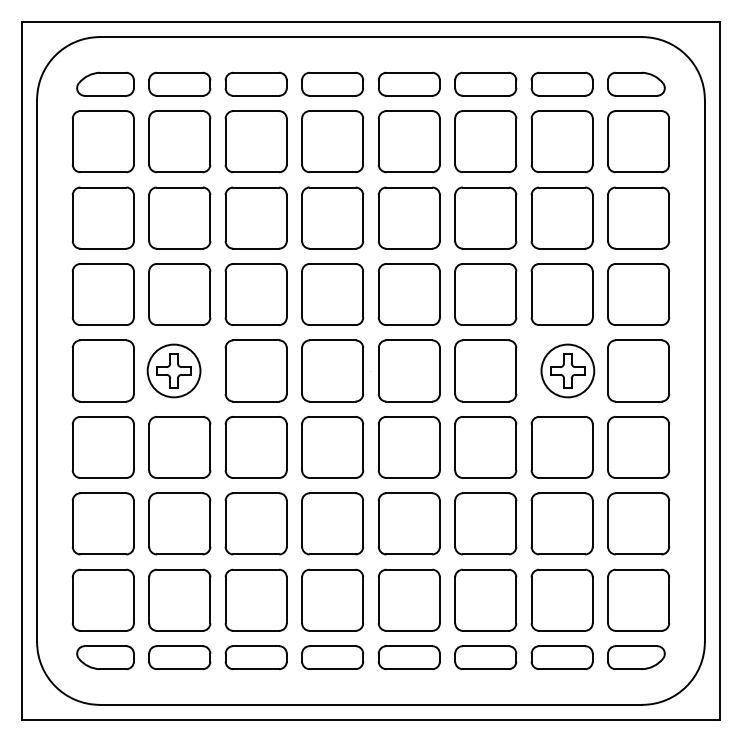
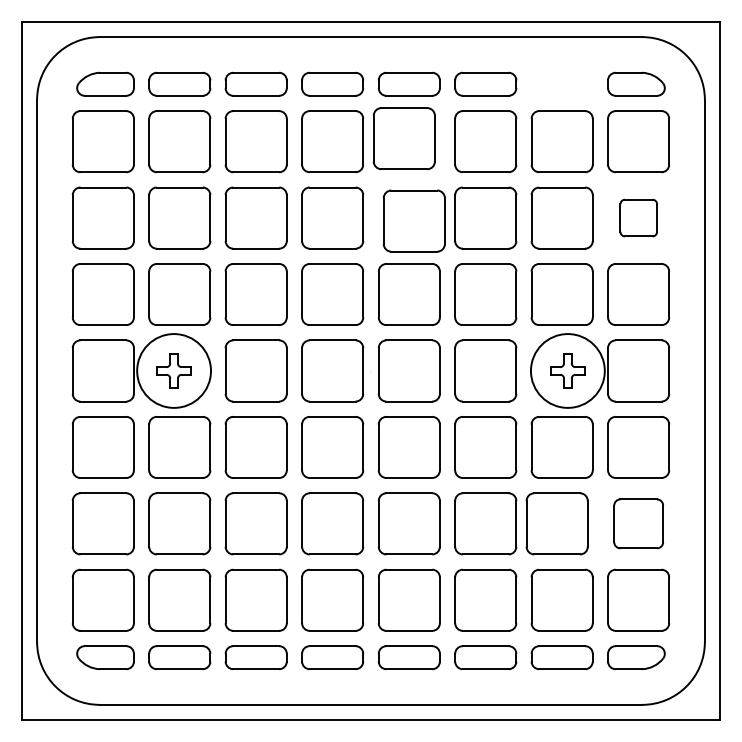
part: present -> none (561, 83)
part position: (408, 141) -> (403, 138) (403, 138)
part position: (408, 217) -> (413, 220) (413, 220)
part size: 64x64 px -> 39x40 px (638, 217)
circle diameter: 53 px -> 74 px (174, 370)
circle diameter: 53 px -> 74 px (567, 370)
part position: (561, 523) -> (556, 523) (556, 523)
part size: 64x64 px -> 51x52 px (638, 523)
